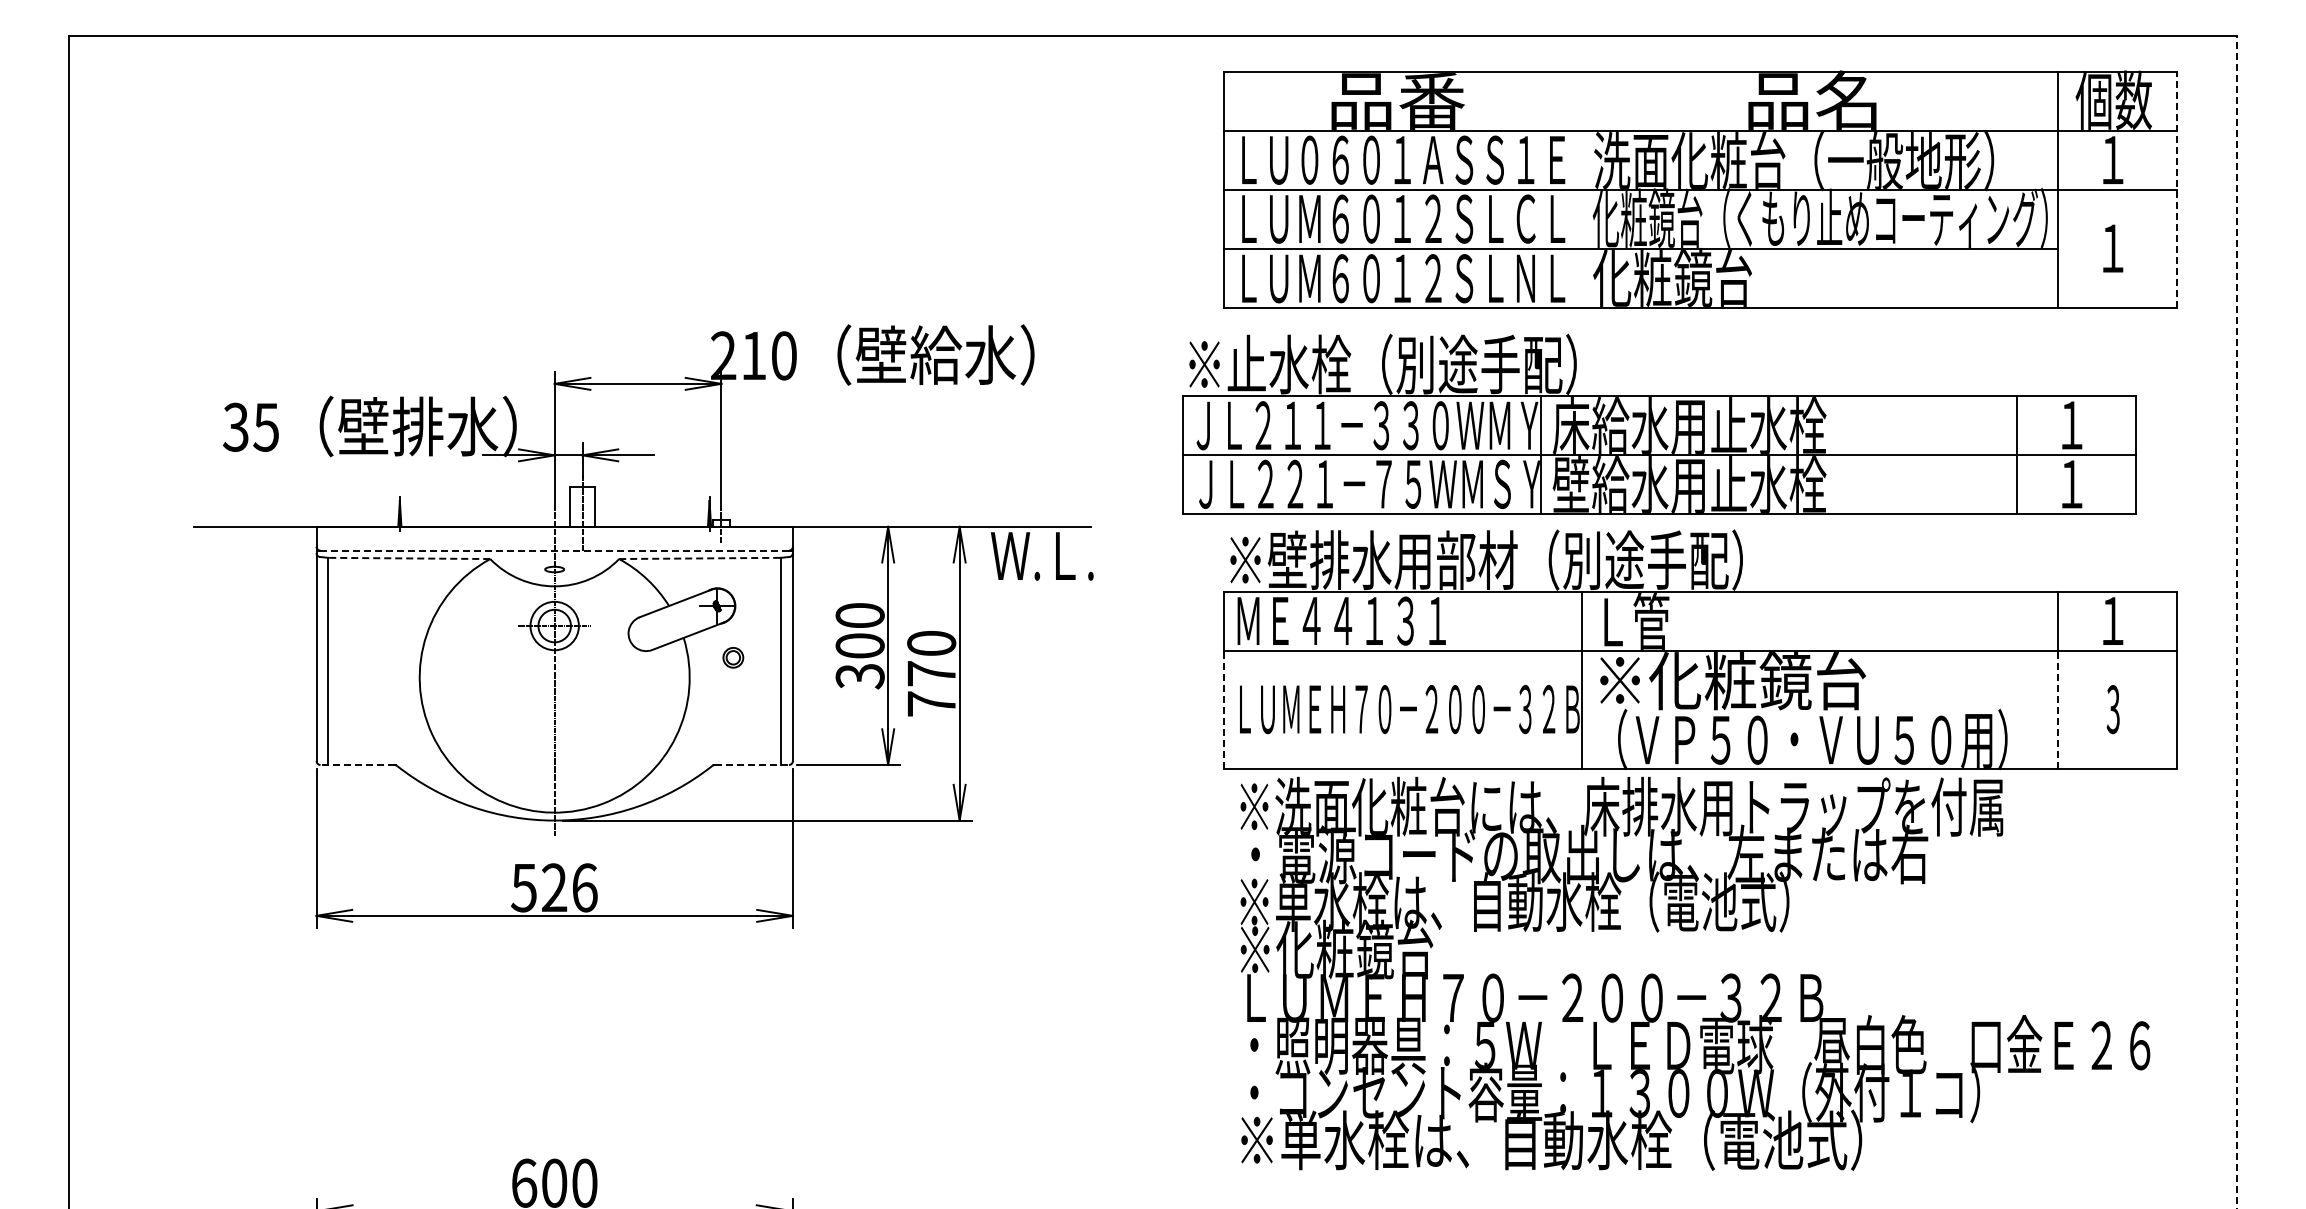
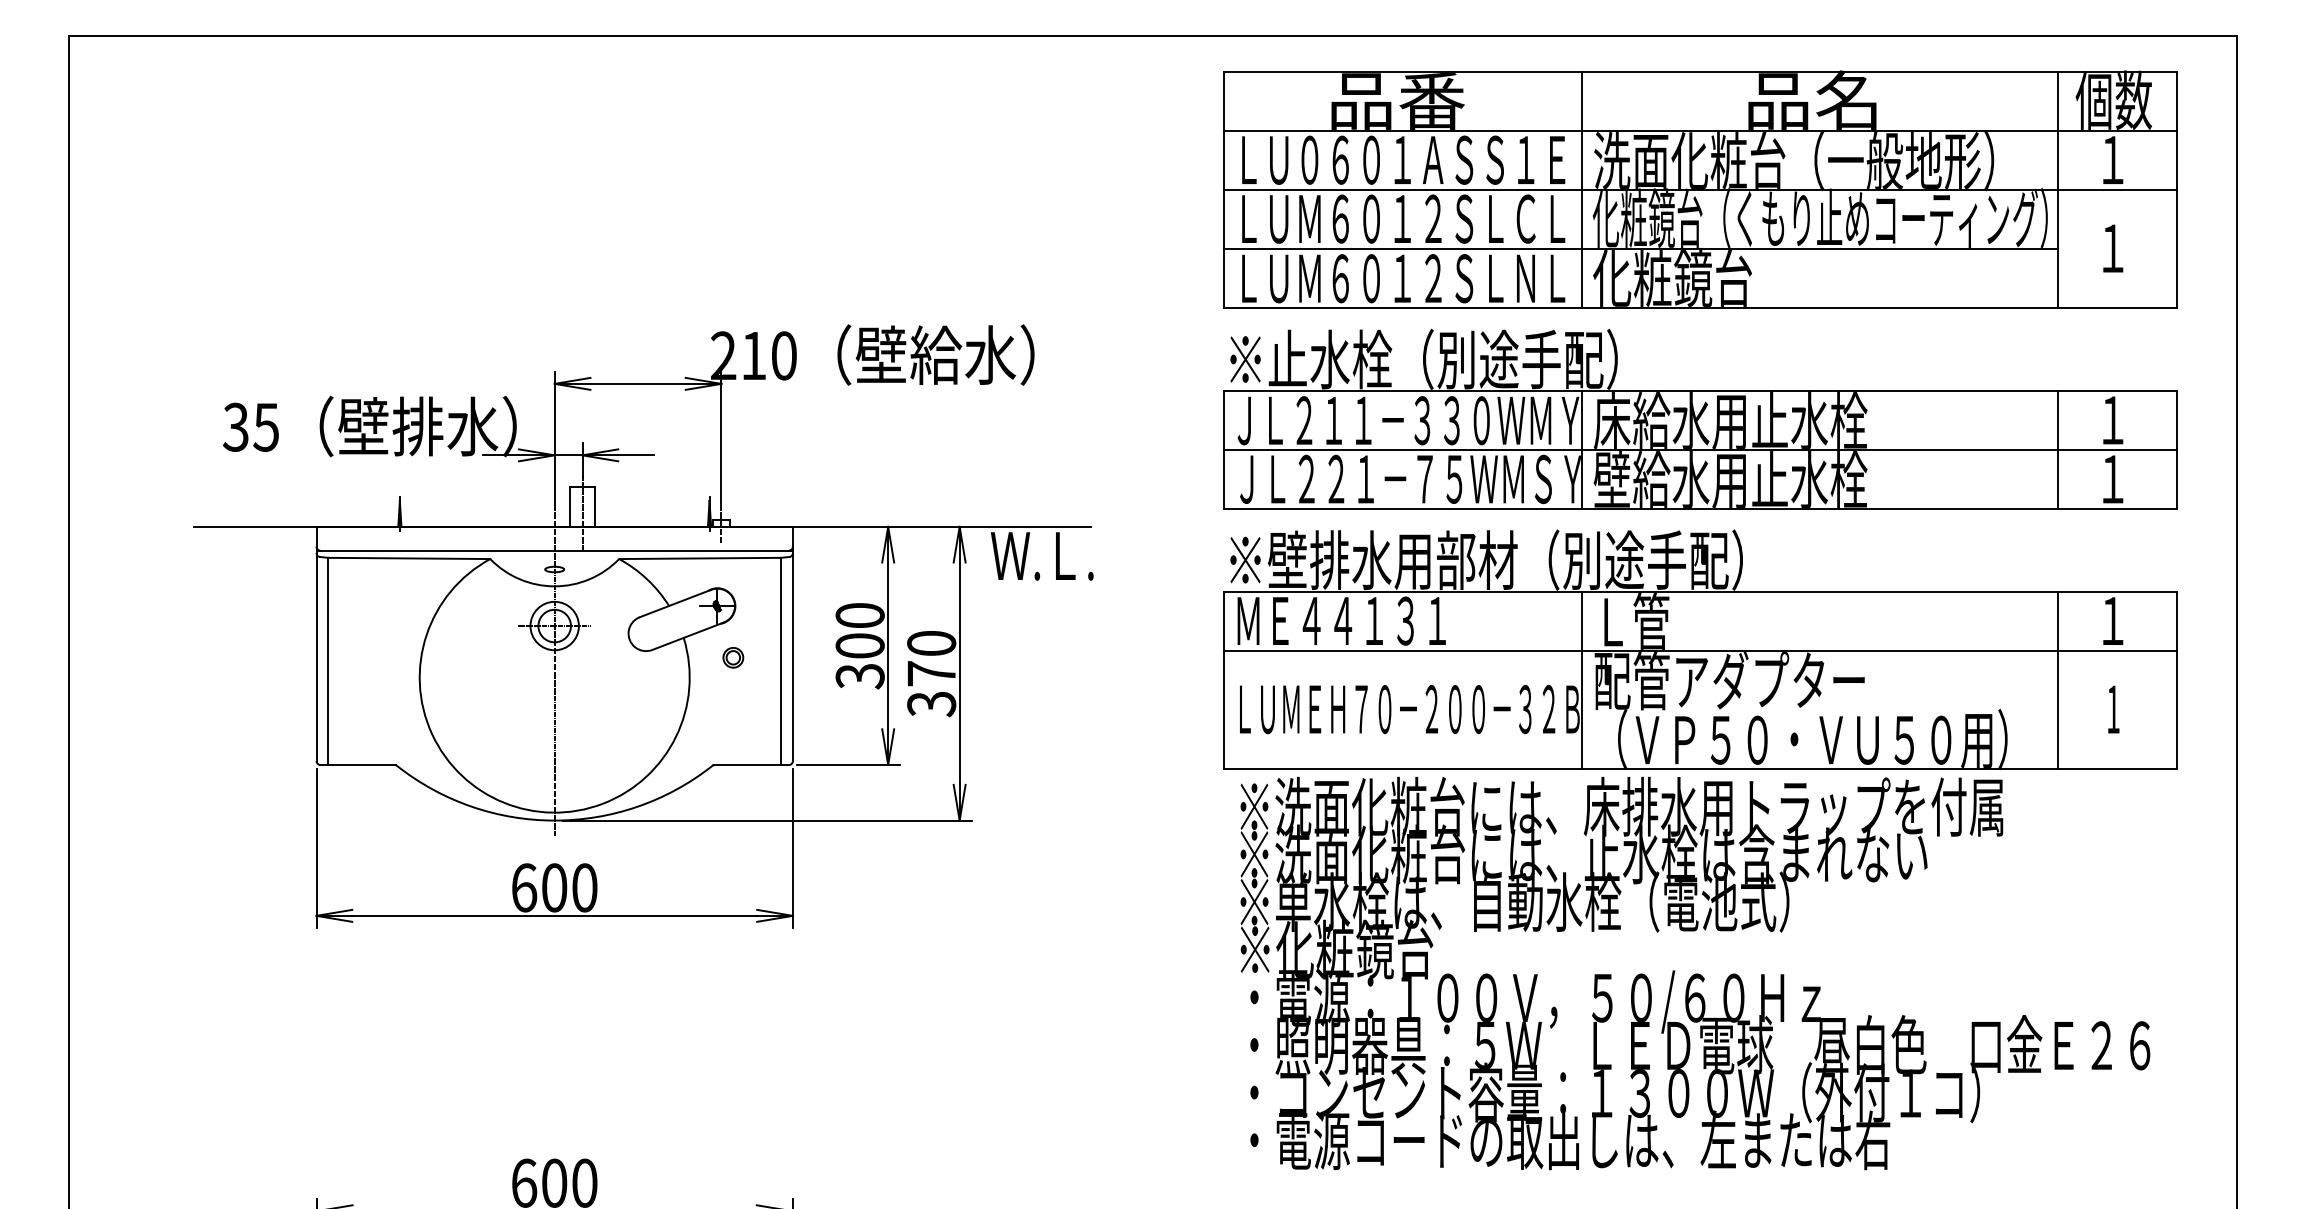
line: none -> present (1581, 189)
line: dashed -> solid (2177, 189)
part position: (1659, 423) -> (1700, 418) (1700, 418)
line: dashed -> solid (555, 550)
line: dashed -> solid (409, 558)
line: dashed -> solid (700, 558)
line: dashed -> solid (2236, 622)
text: ※化粧鏡台 -> 配管アダプター (1729, 681)
text: 770 -> 370 (931, 704)
line: dashed -> solid (1224, 709)
line: dashed -> solid (2058, 709)
text: 3 -> 1 (2112, 709)
line: dashed -> solid (357, 765)
line: dashed -> solid (752, 765)
text: ・電源コードの取出しは、左または右 -> ※洗面化粧台には、止水栓は含まれない (1584, 854)
text: 526 -> 600 (554, 887)
text: ＬＵＭＥＨ７０－２００－３２Ｂ -> ・電源：１００Ｖ，５０/６０Ｈｚ (1535, 1000)
text: ※単水栓は、自動水栓（電池式） -> ・電源コードの取出しは、左または右 (1565, 1139)
